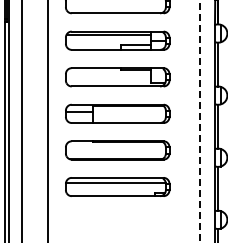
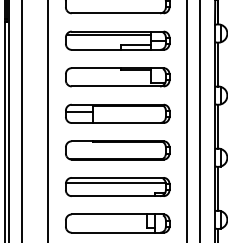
line: none -> present (187, 120)
line: dashed -> solid (199, 121)
part: none -> present (117, 223)
